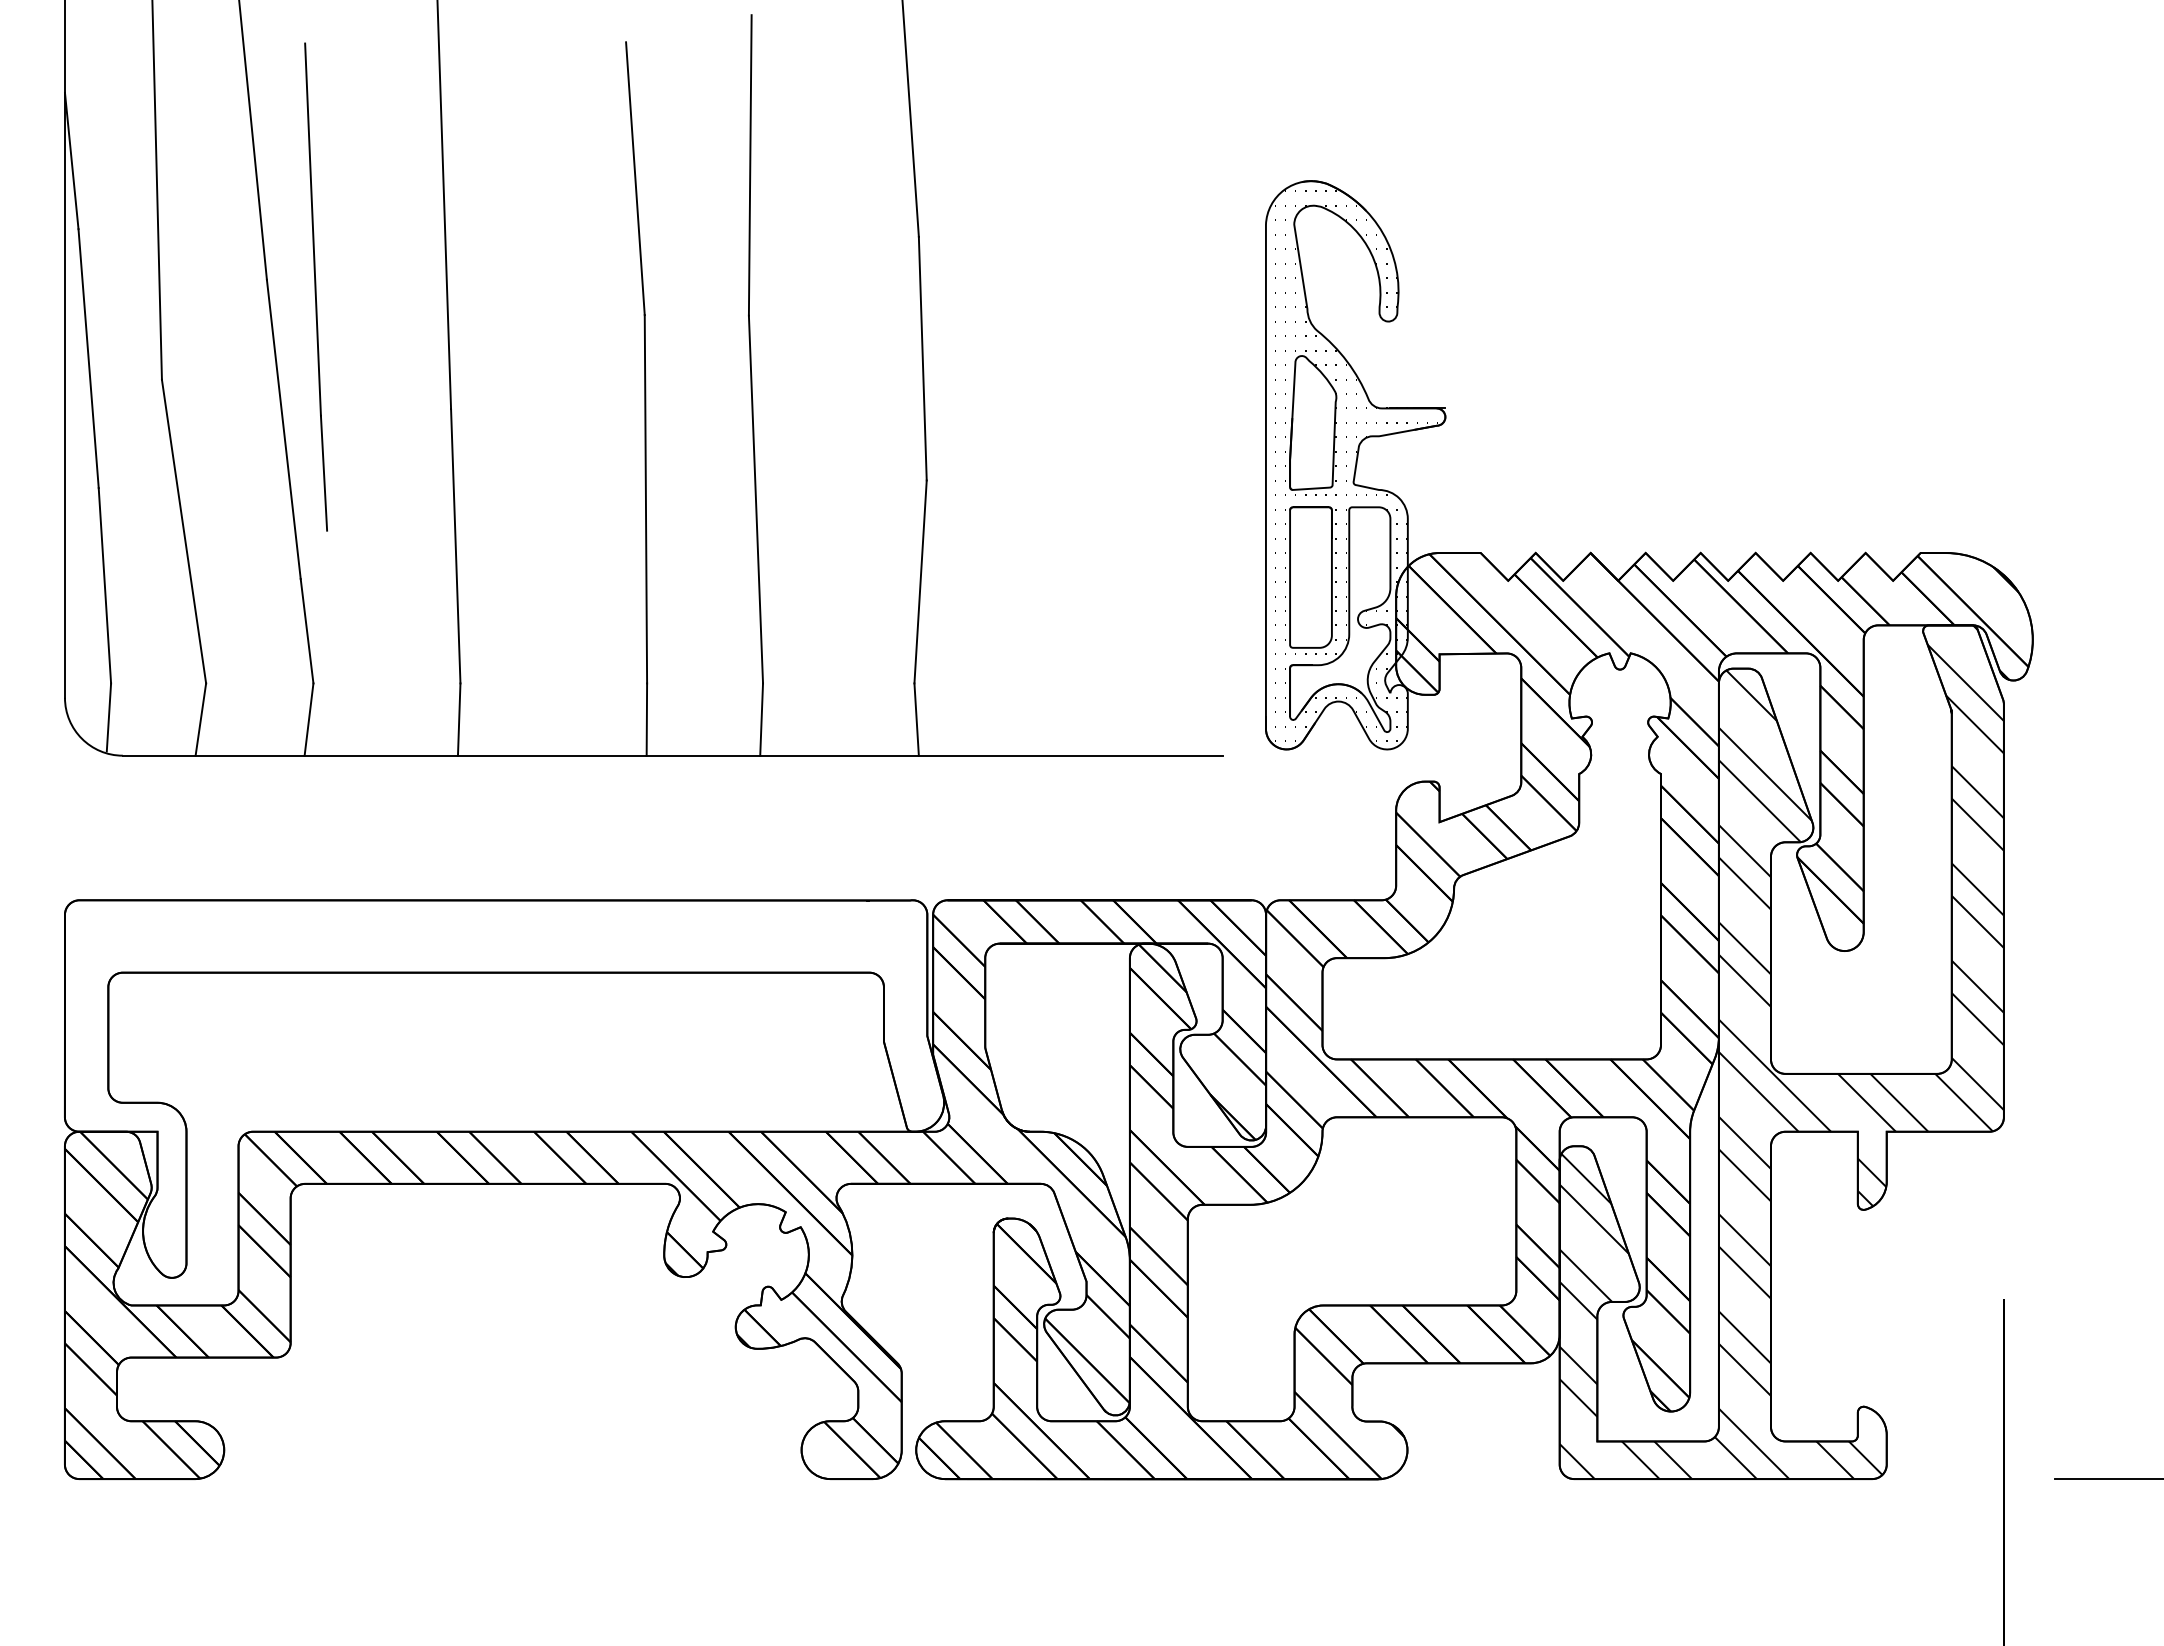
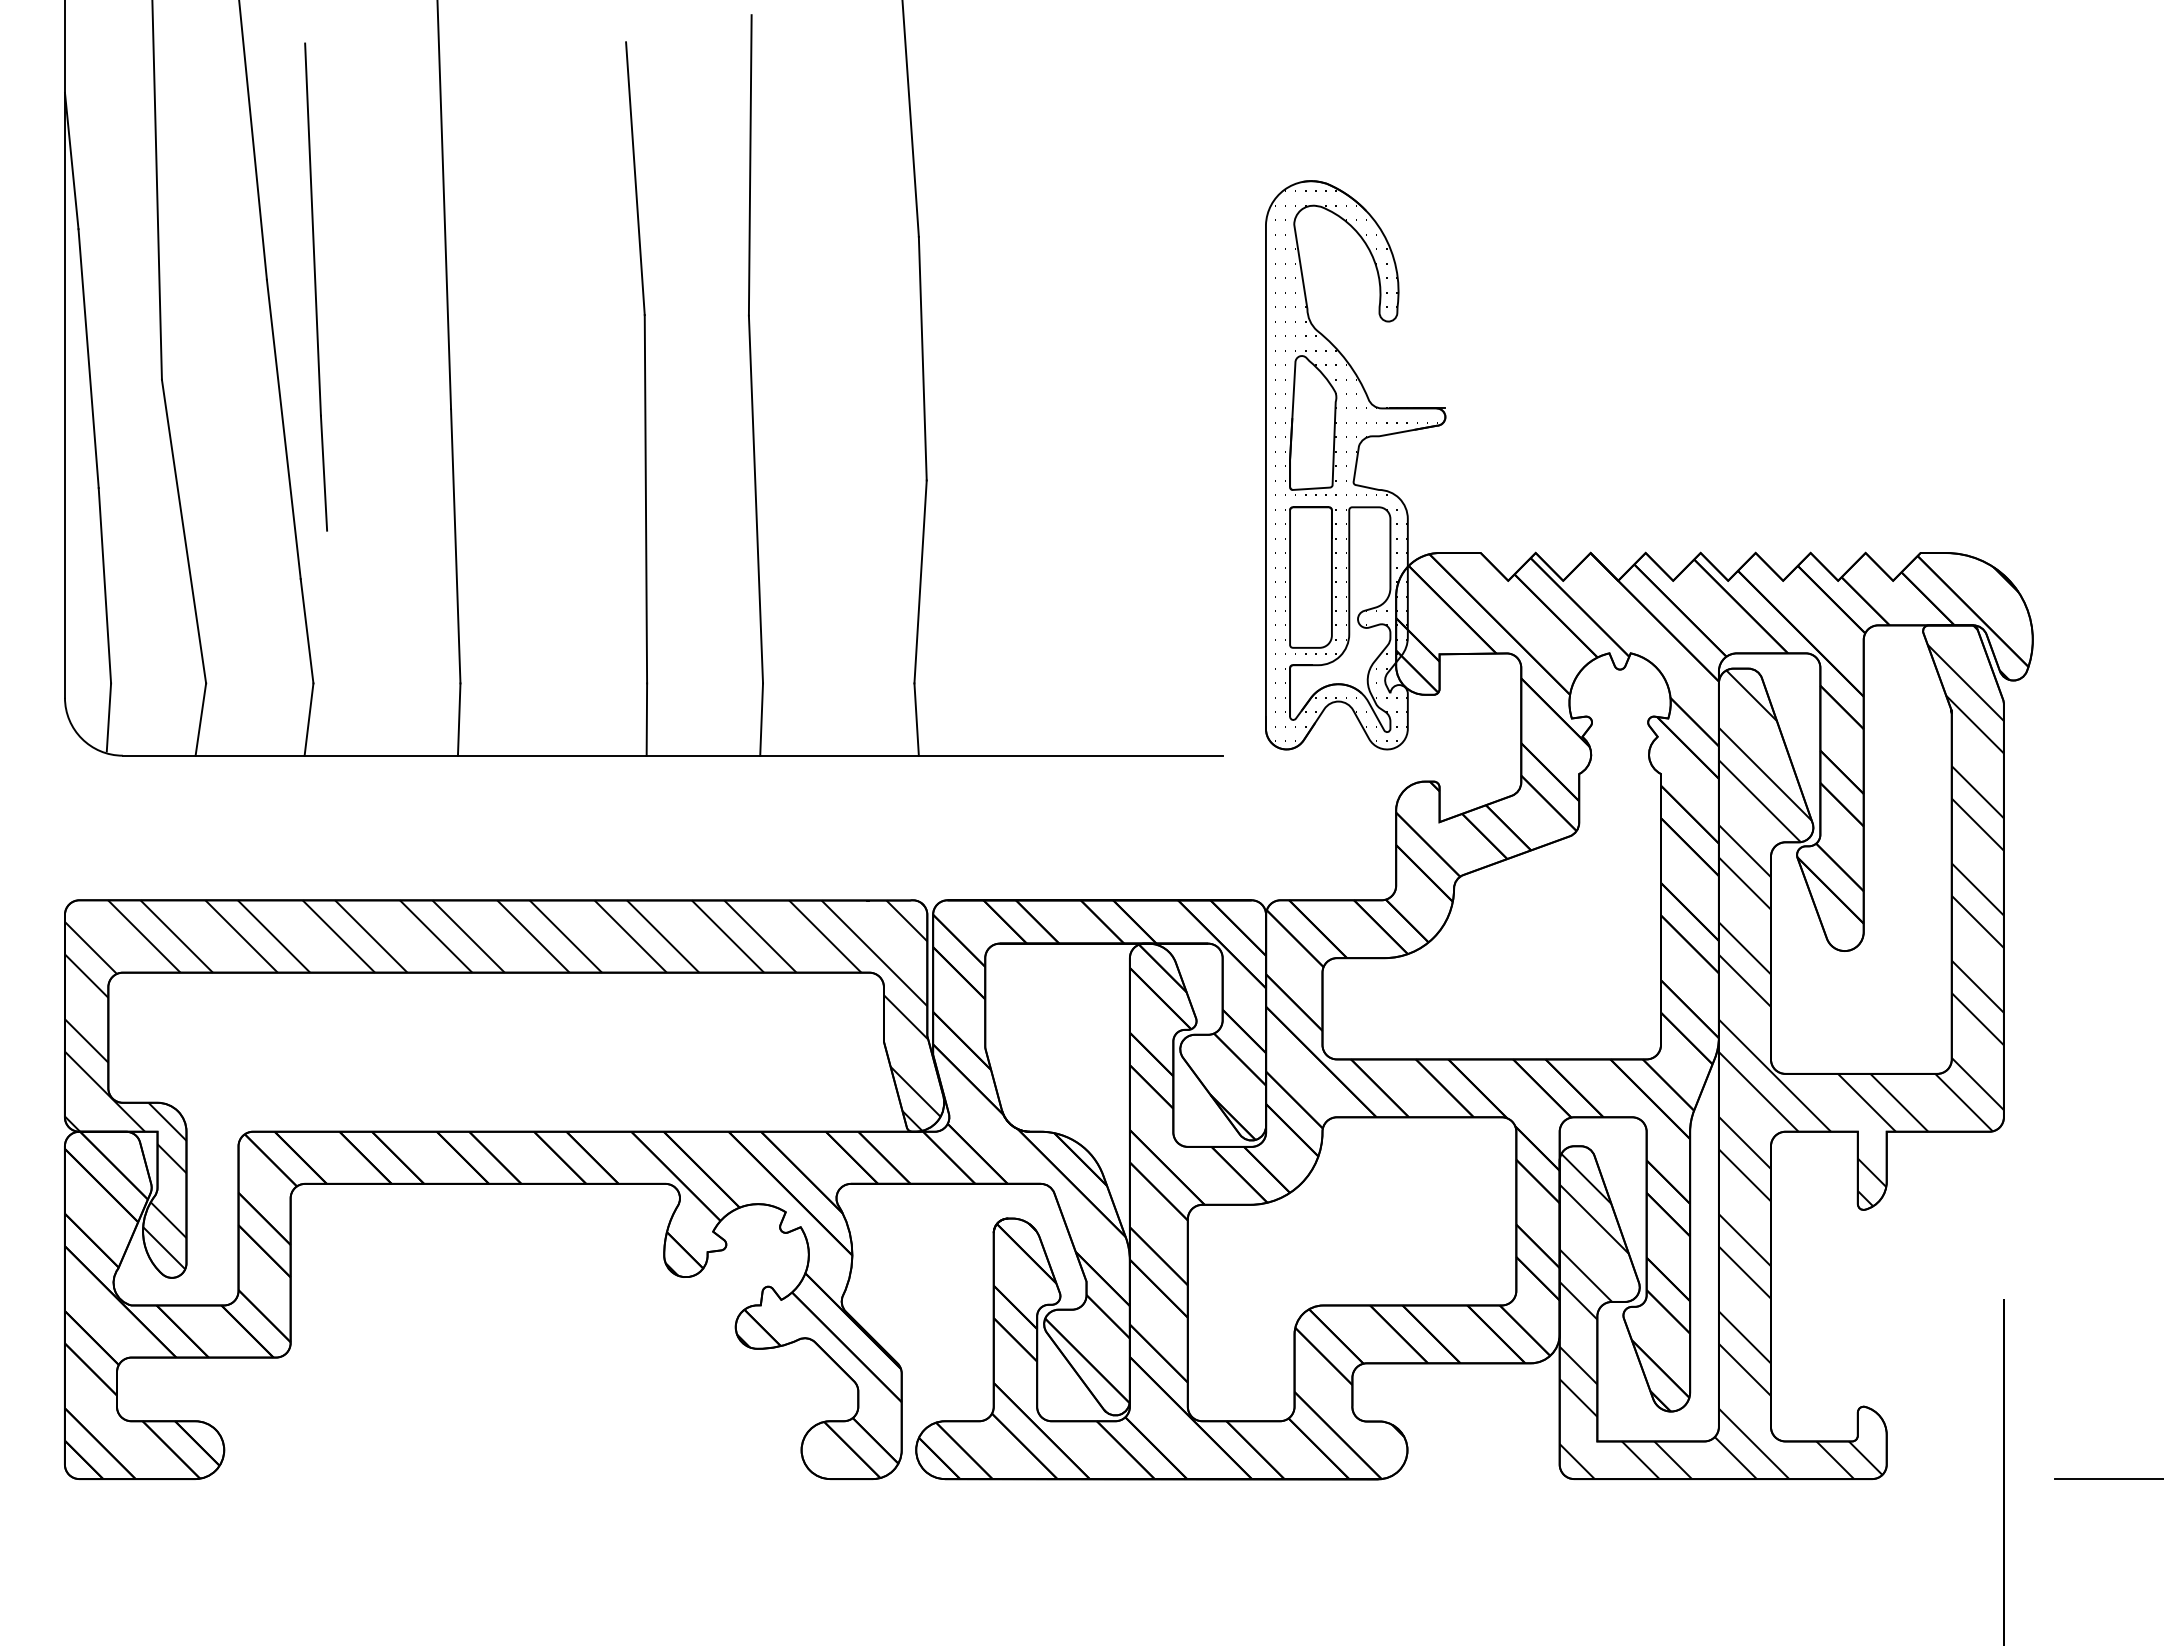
hatch: none -> present (502, 1084)
